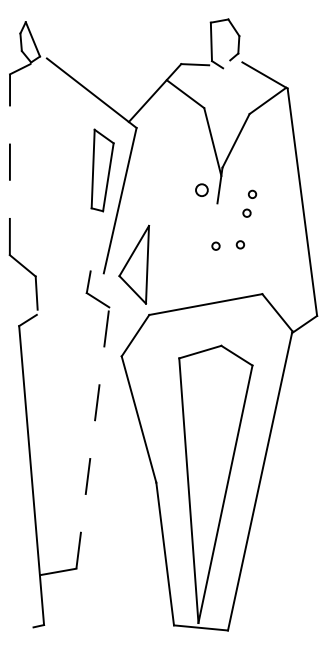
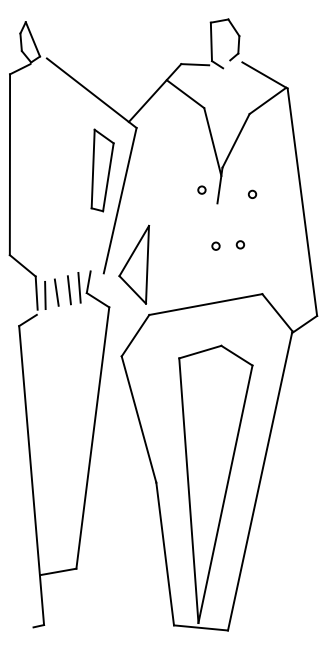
line: dashed -> solid (9, 164)
part size: 14x14 px -> 10x10 px (201, 189)
part: present -> none (246, 212)
line: none -> present (79, 287)
line: none -> present (68, 290)
line: none -> present (56, 292)
line: none -> present (45, 295)
line: dashed -> solid (92, 438)
